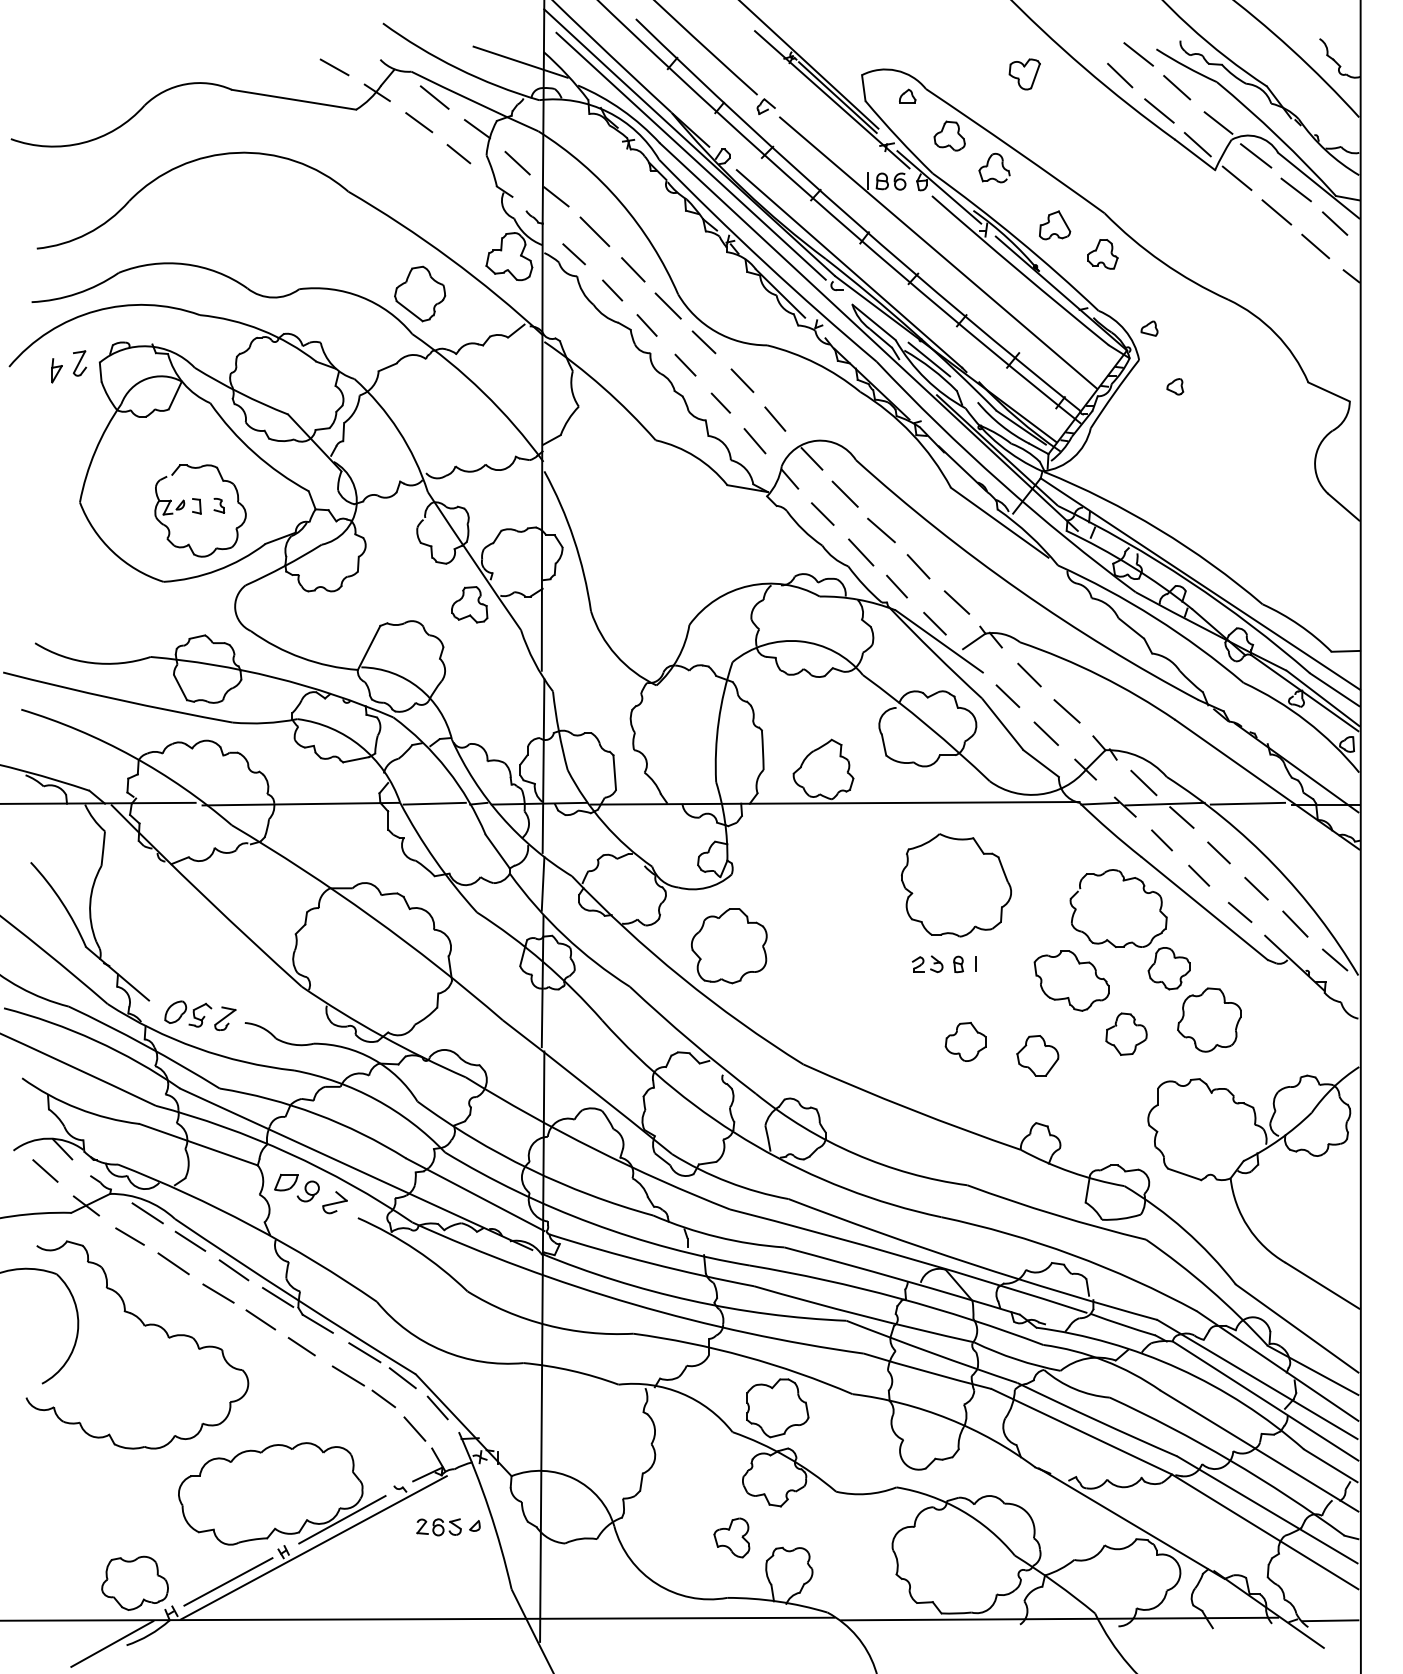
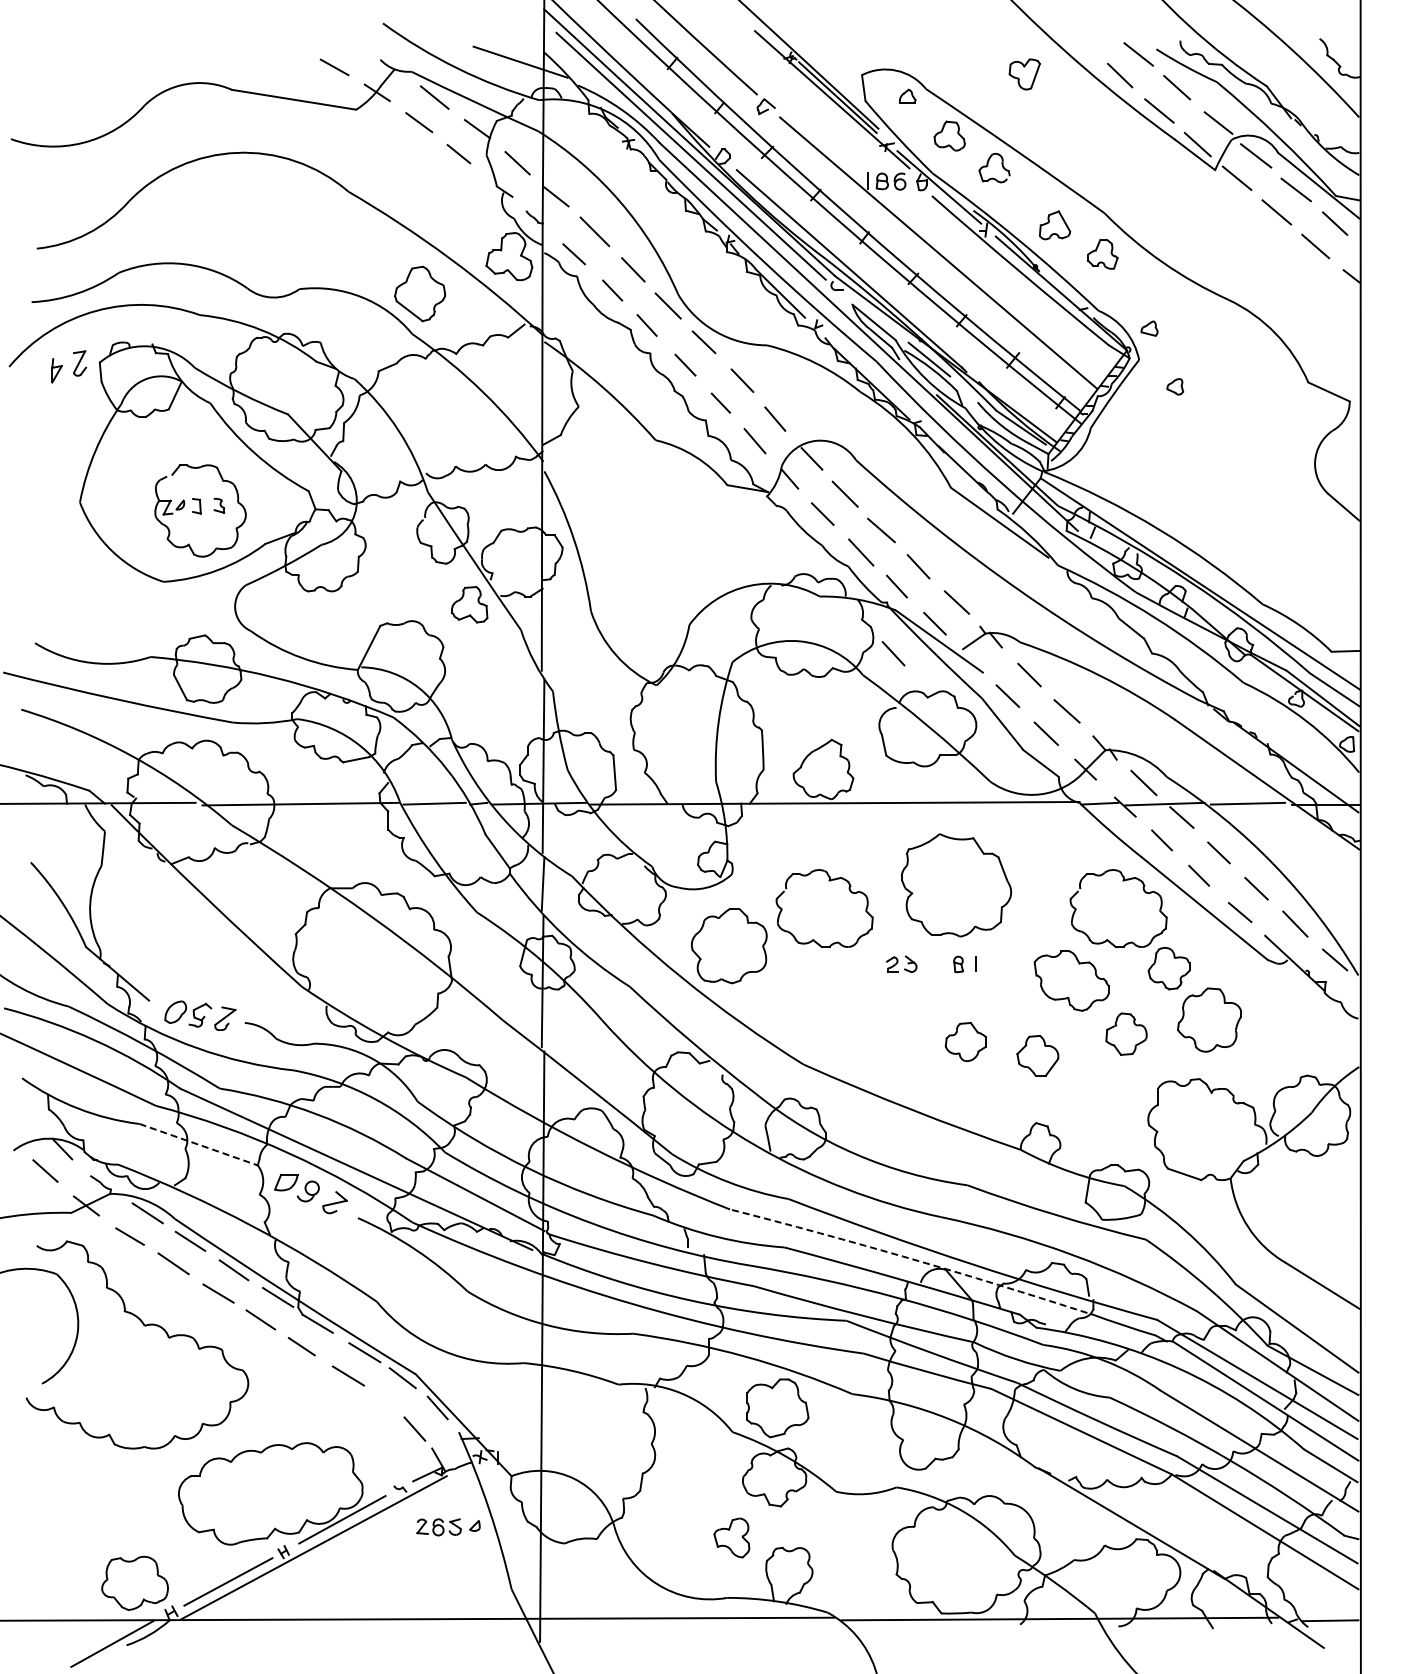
line: none -> present (893, 653)
part: none -> present (828, 881)
part position: (927, 964) -> (901, 964) (901, 964)
line: solid -> dashed (198, 1144)
arc: solid -> dashed (909, 1258)
line: present -> none (383, 1398)
